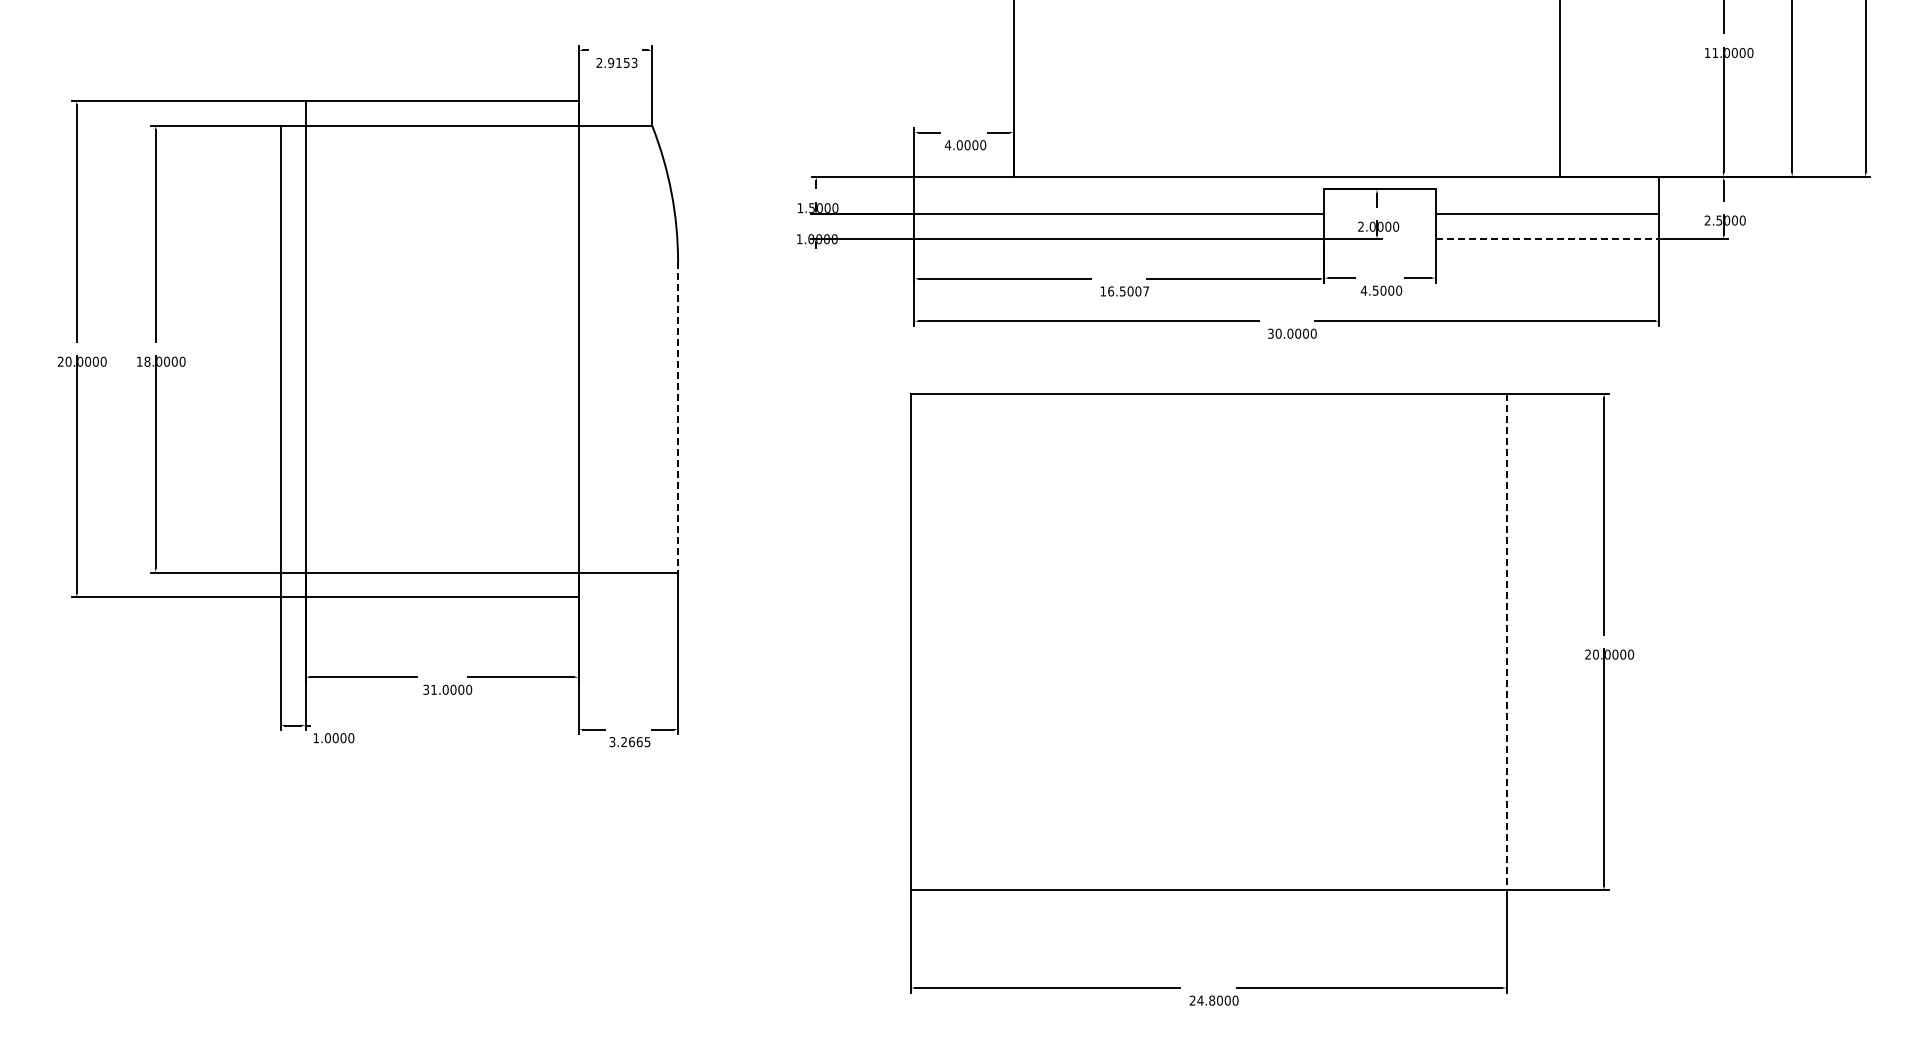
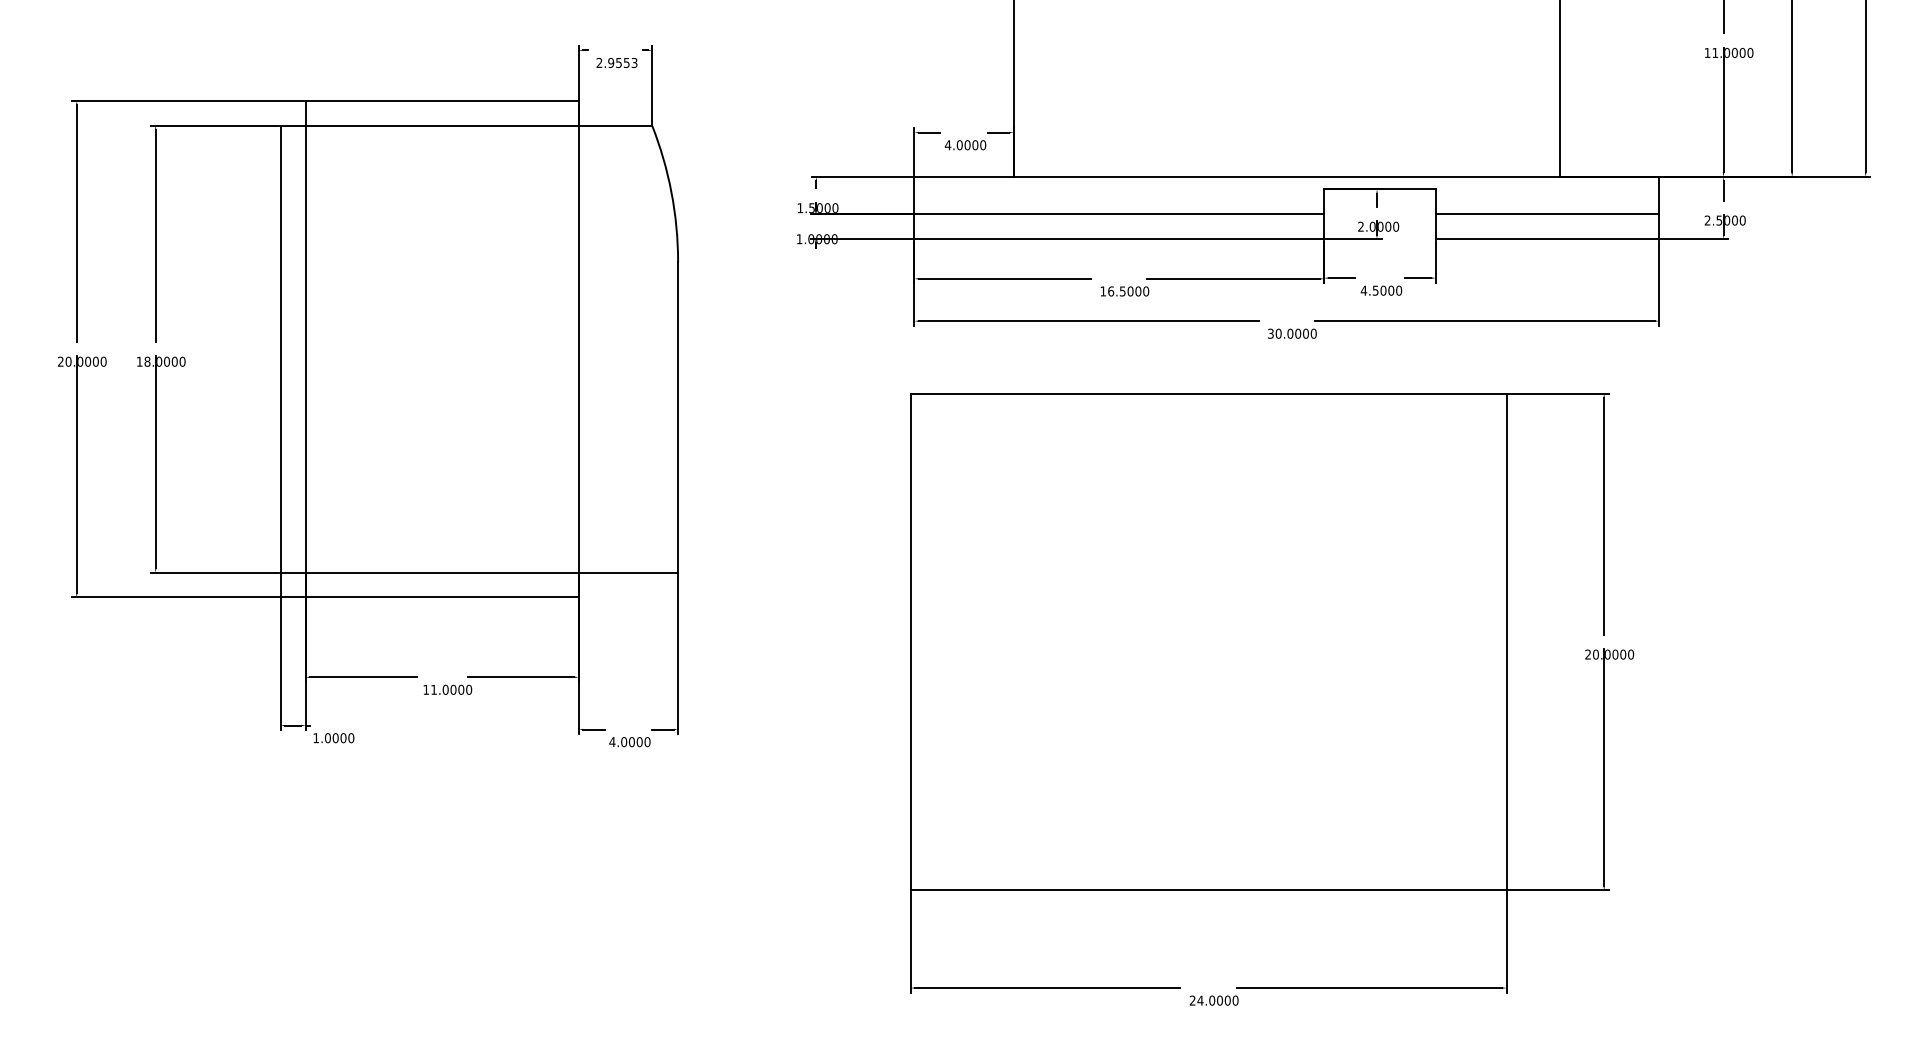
text: 2.9153 -> 2.9553 (618, 63)
line: dashed -> solid (1547, 239)
text: 16.5007 -> 16.5000 (1146, 291)
line: dashed -> solid (678, 417)
line: dashed -> solid (1506, 642)
text: 31.0000 -> 11.0000 (426, 689)
text: 3.2665 -> 4.0000 (629, 742)
text: 24.8000 -> 24.0000 (1212, 1000)
